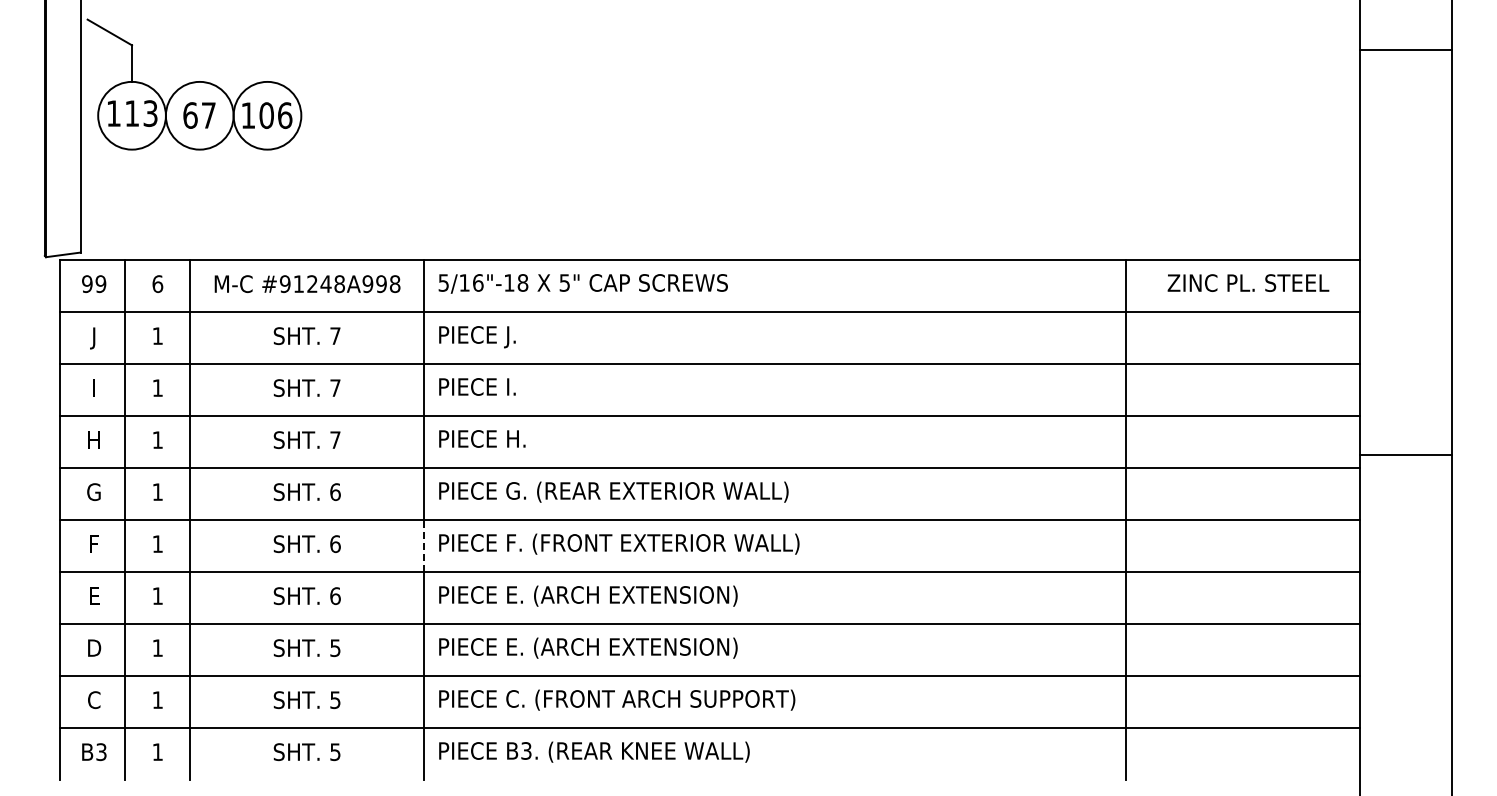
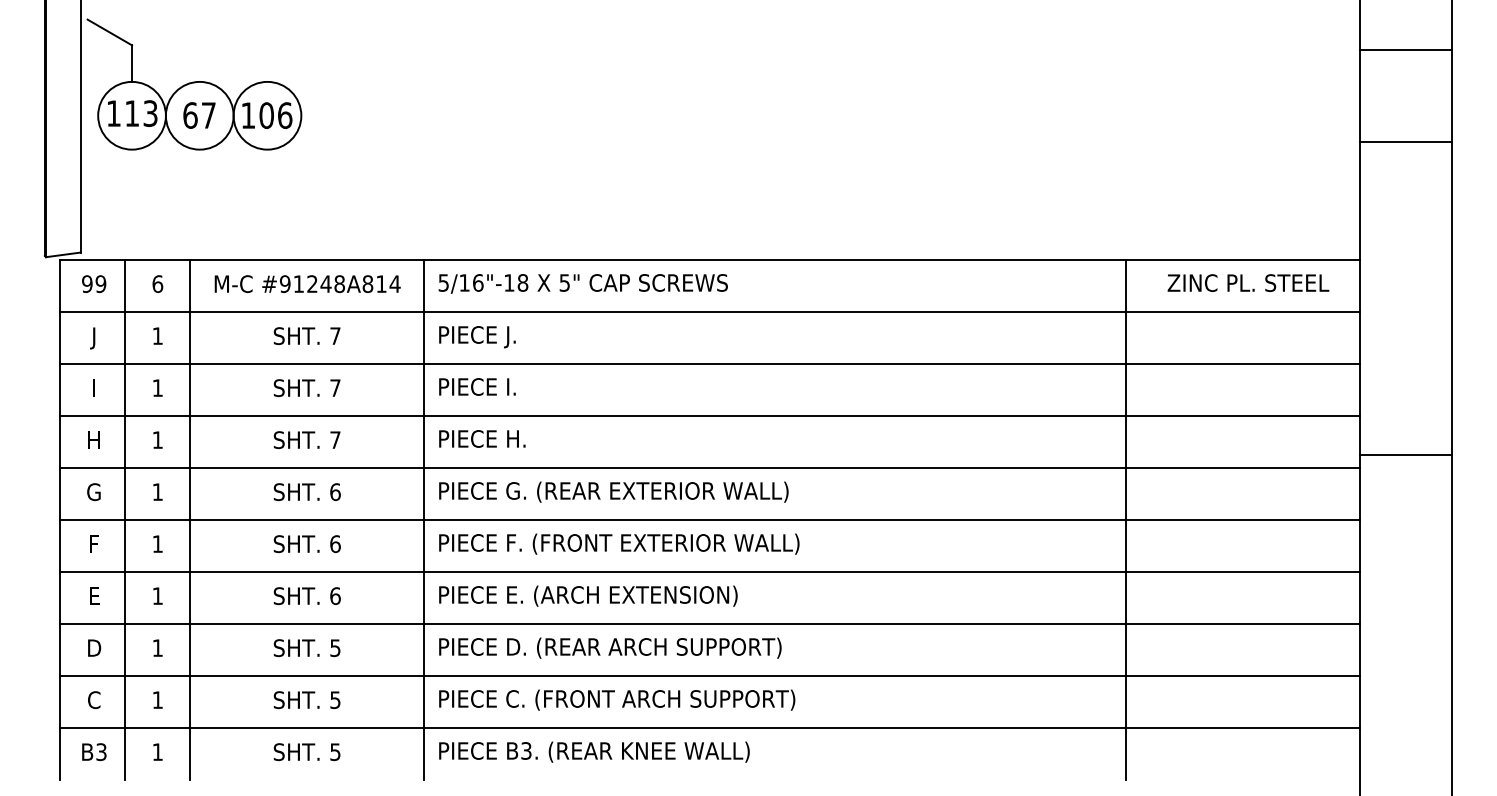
line: none -> present (1406, 141)
text: #91248A998 -> #91248A814 (381, 284)
line: dashed -> solid (424, 545)
text: PIECE E. (ARCH EXTENSION) -> PIECE D. (REAR ARCH SUPPORT) (645, 647)
